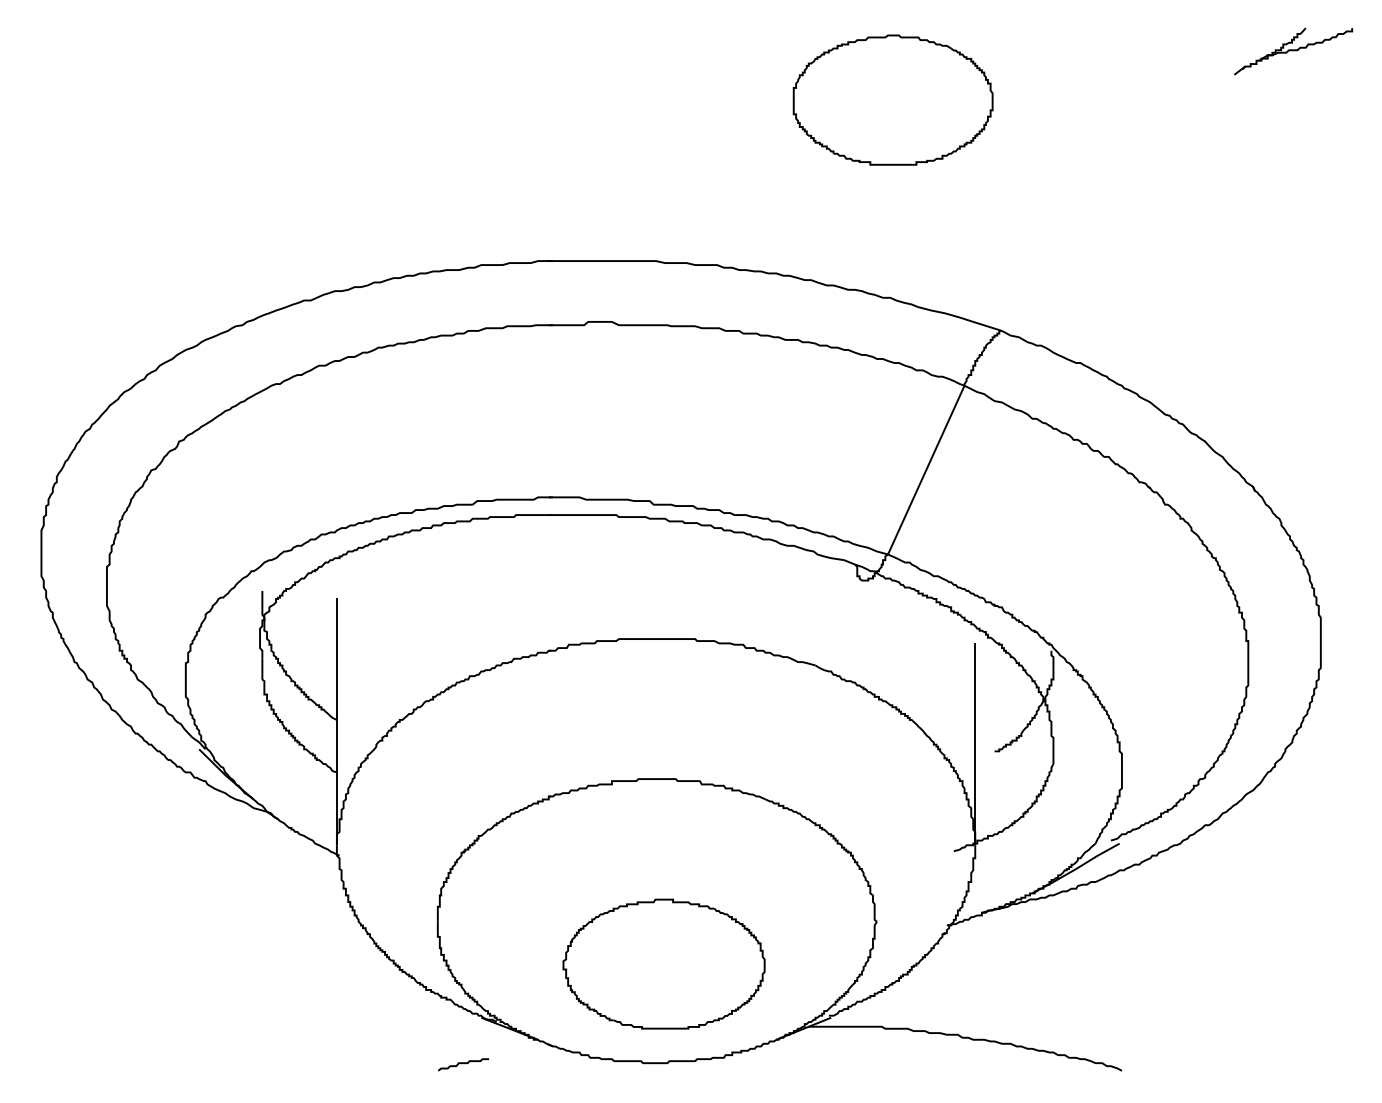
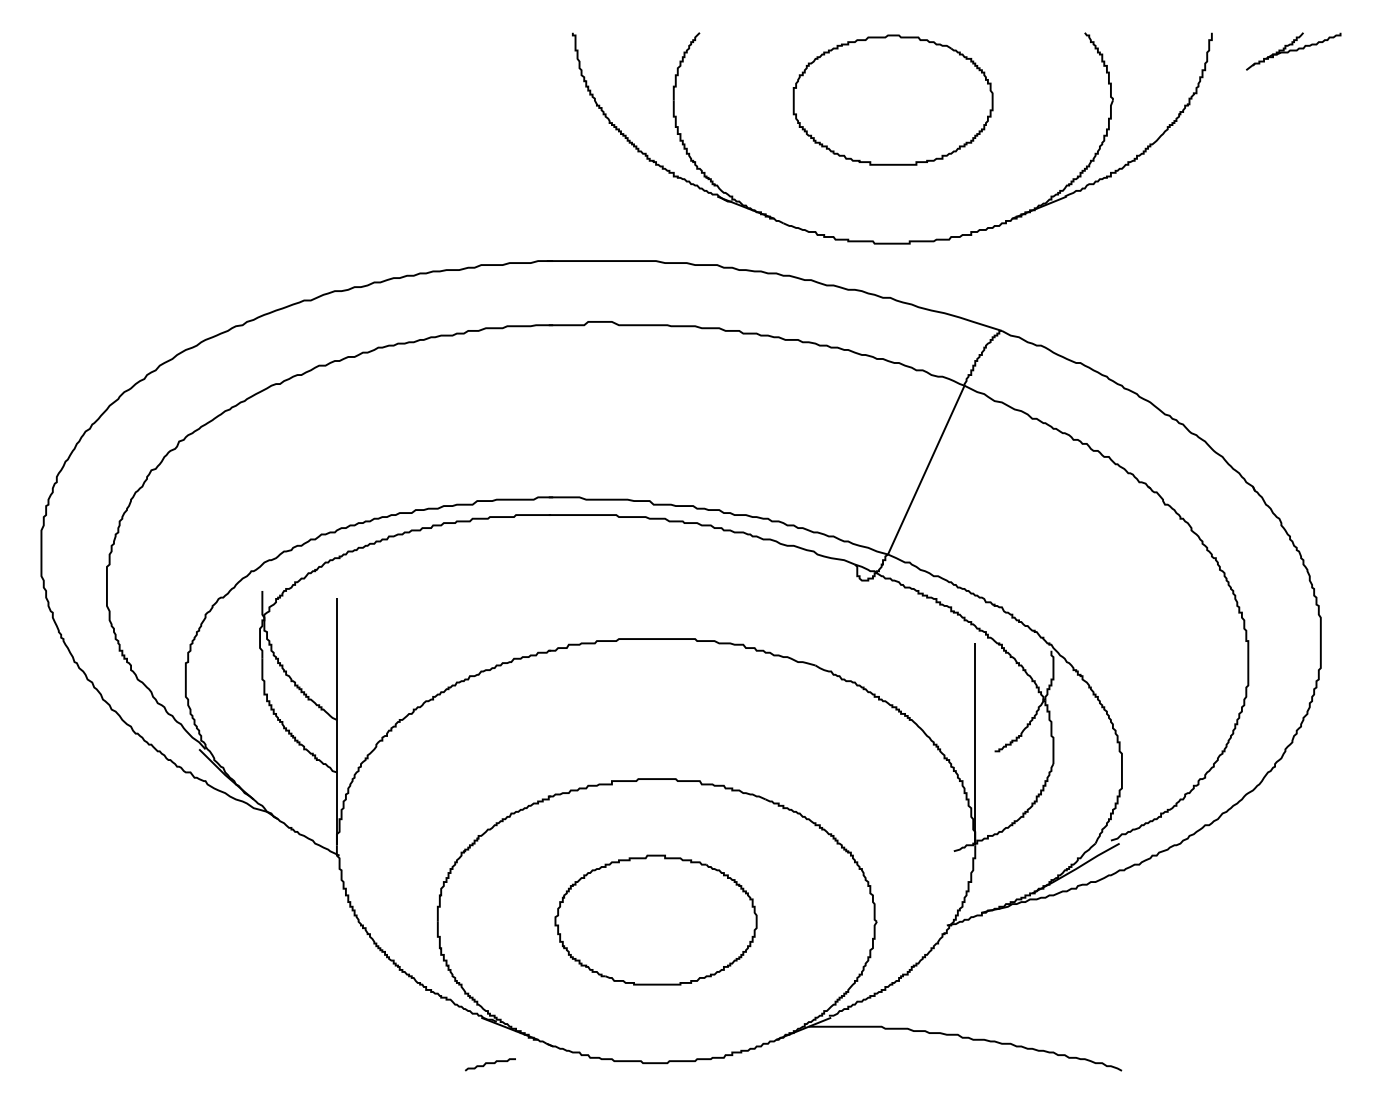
part size: 120x49 px -> 96x39 px (1293, 51)
part: none -> present (908, 240)
part position: (663, 963) -> (655, 919) (655, 919)
curve position: (463, 1064) -> (490, 1064) (490, 1064)
